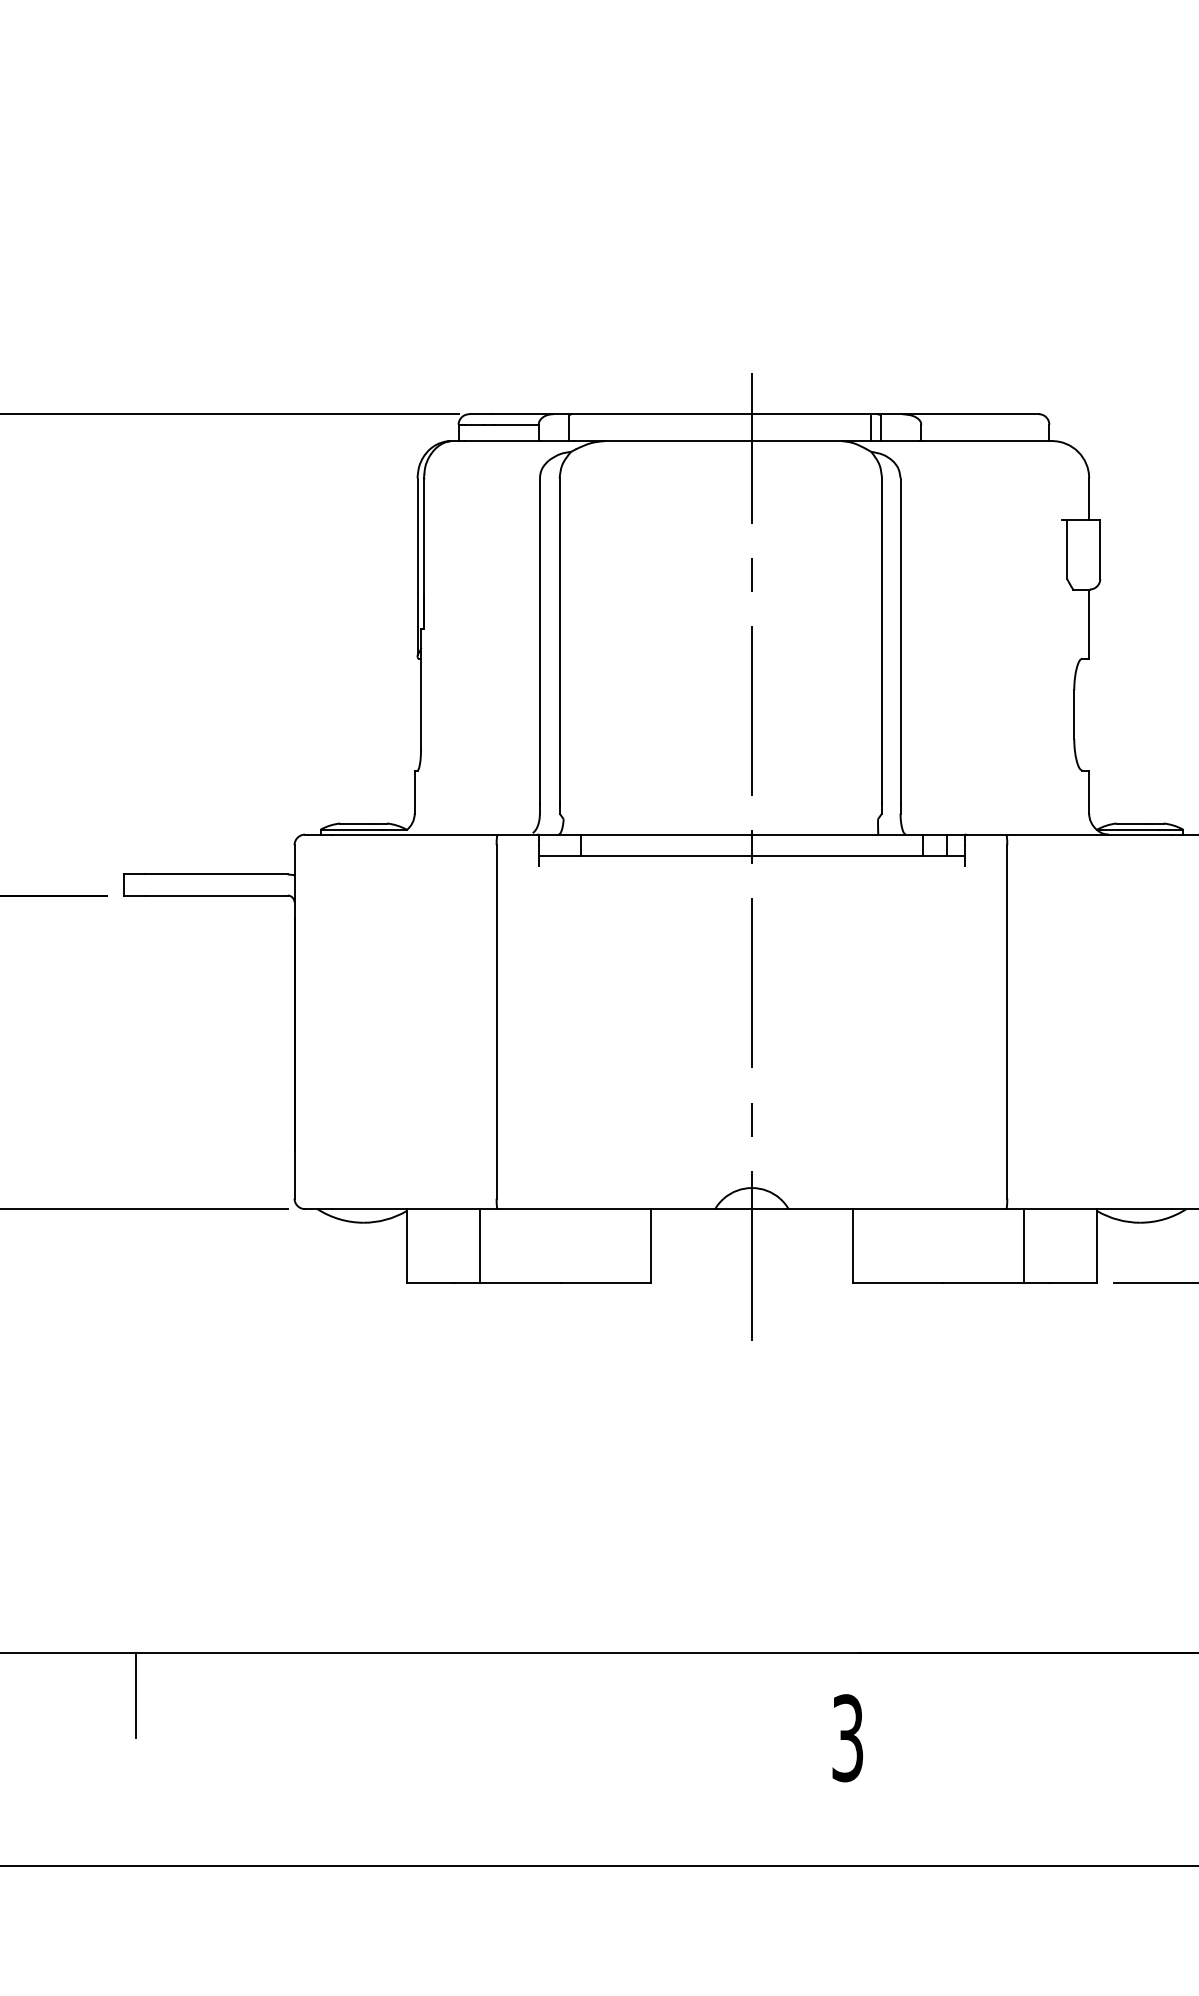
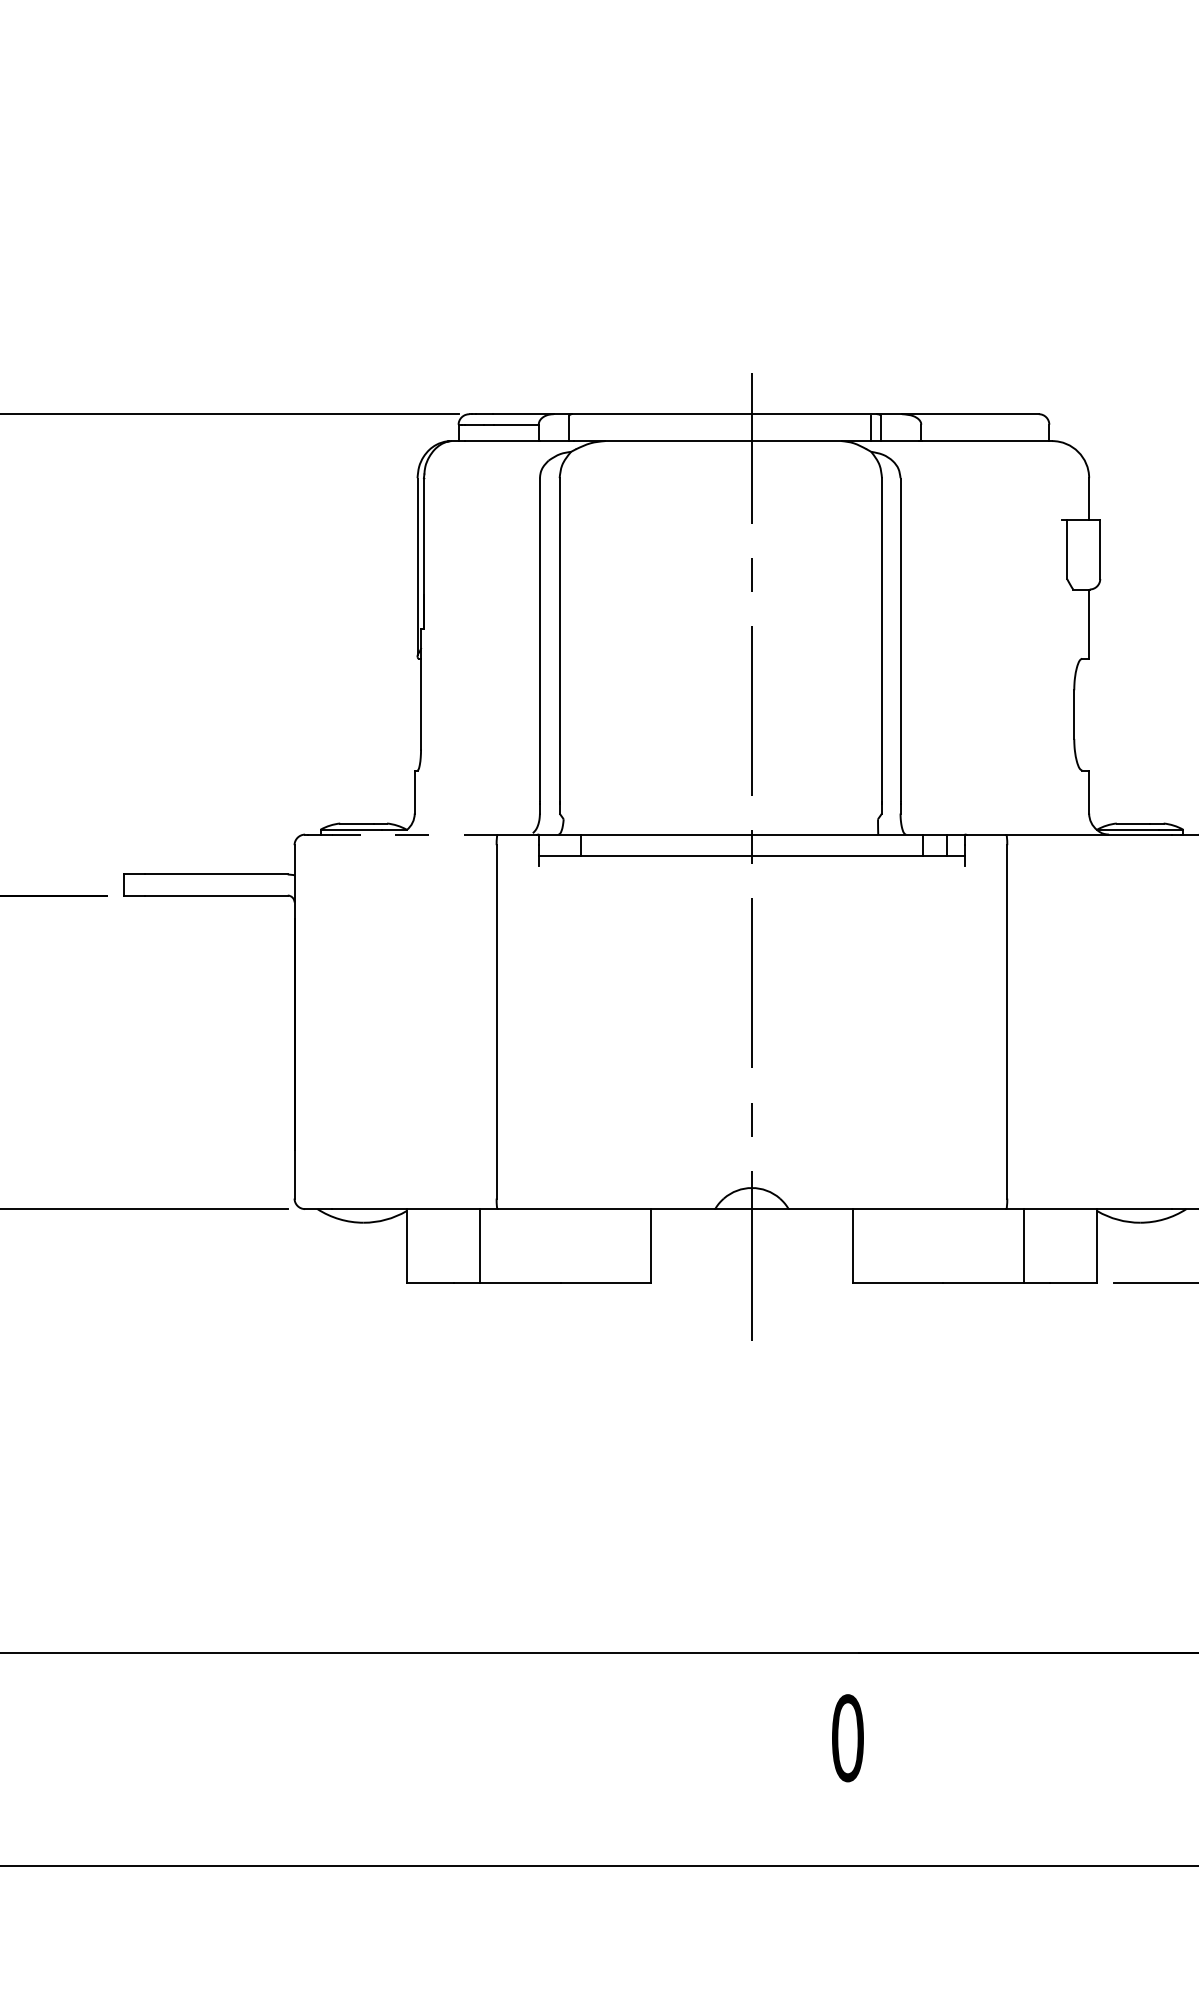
line: solid -> dashed (414, 834)
line: present -> none (135, 1695)
text: 3 -> 0 (847, 1738)
